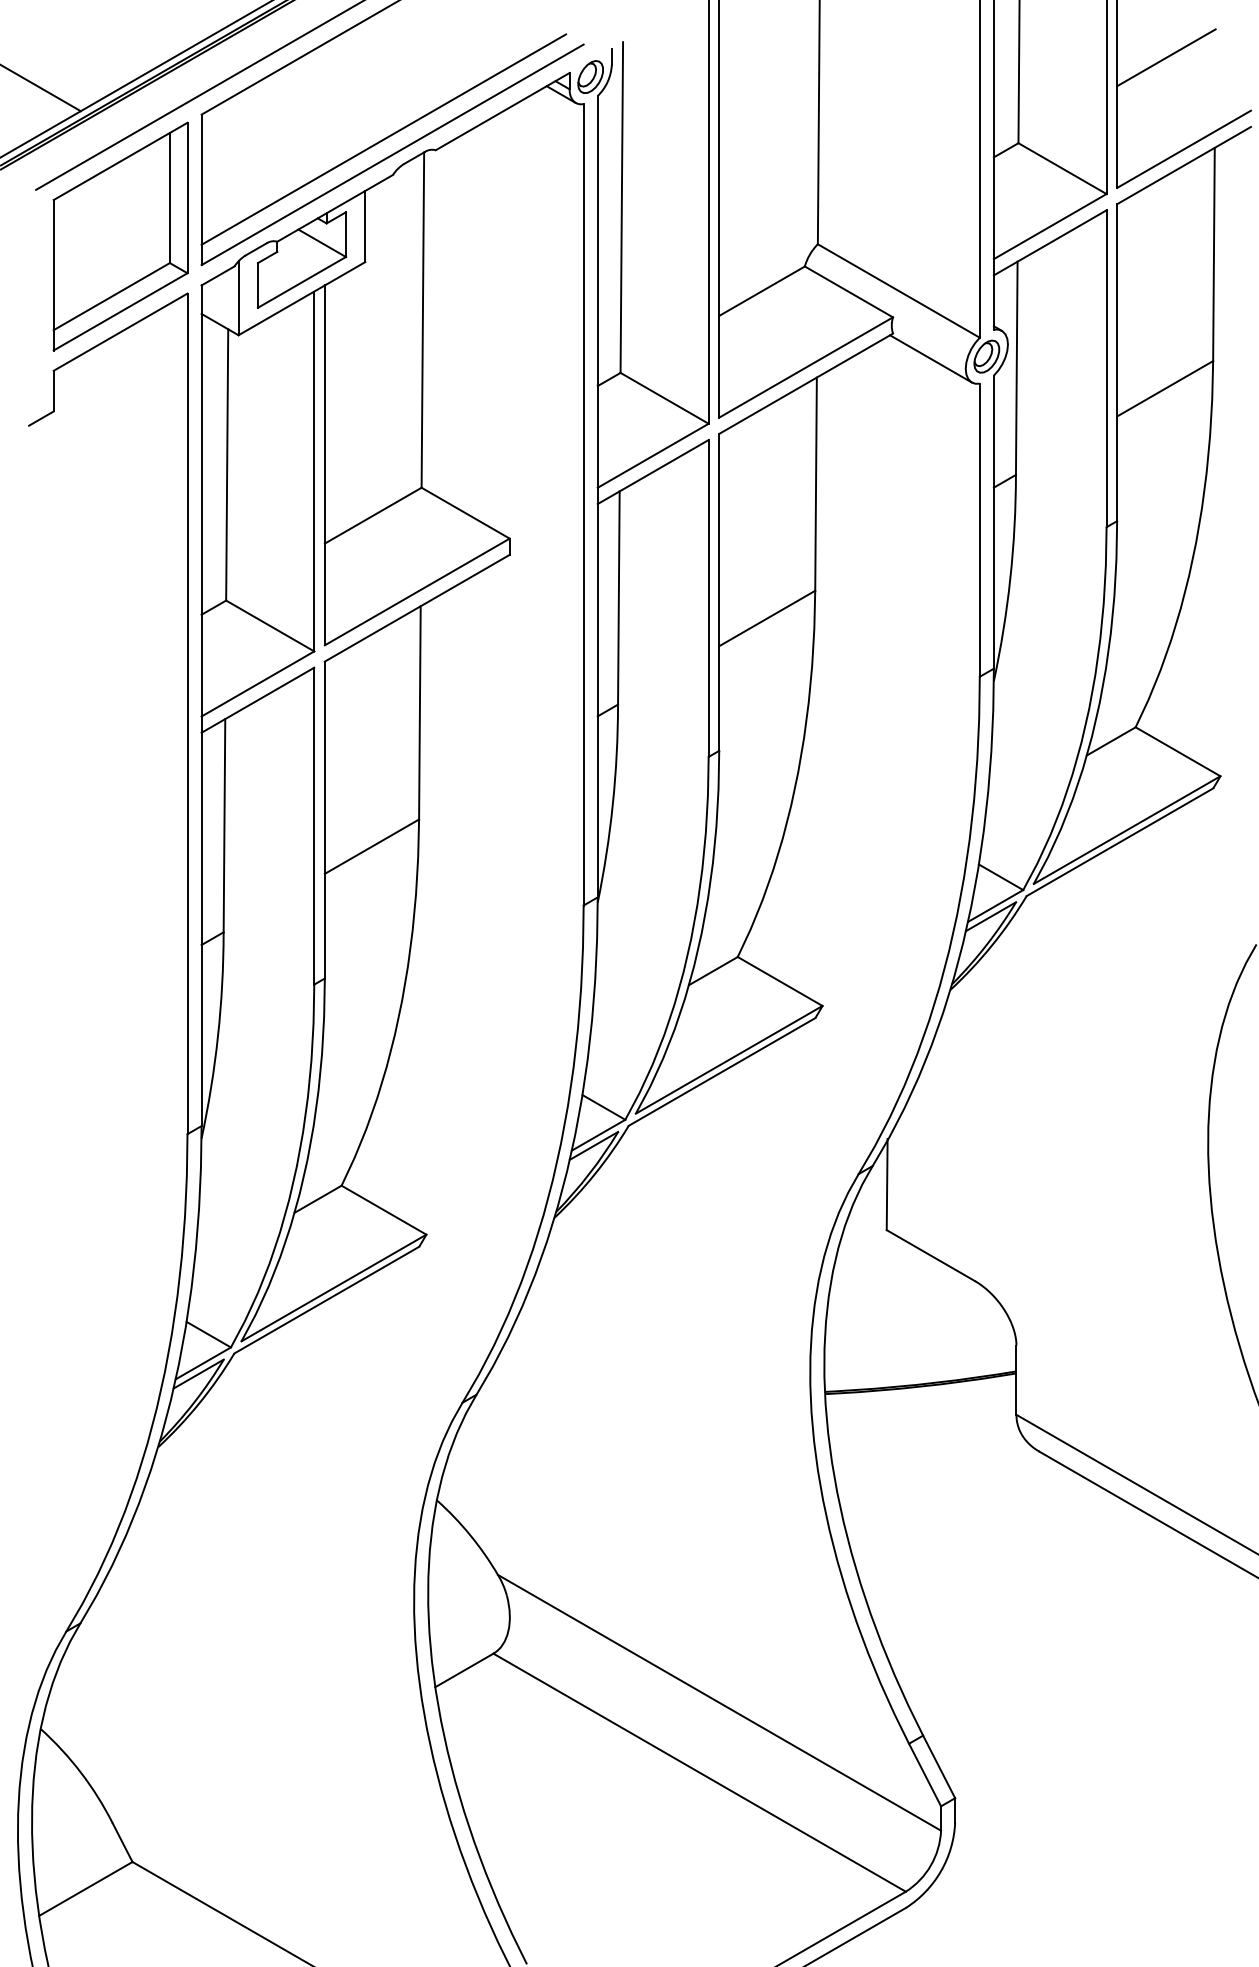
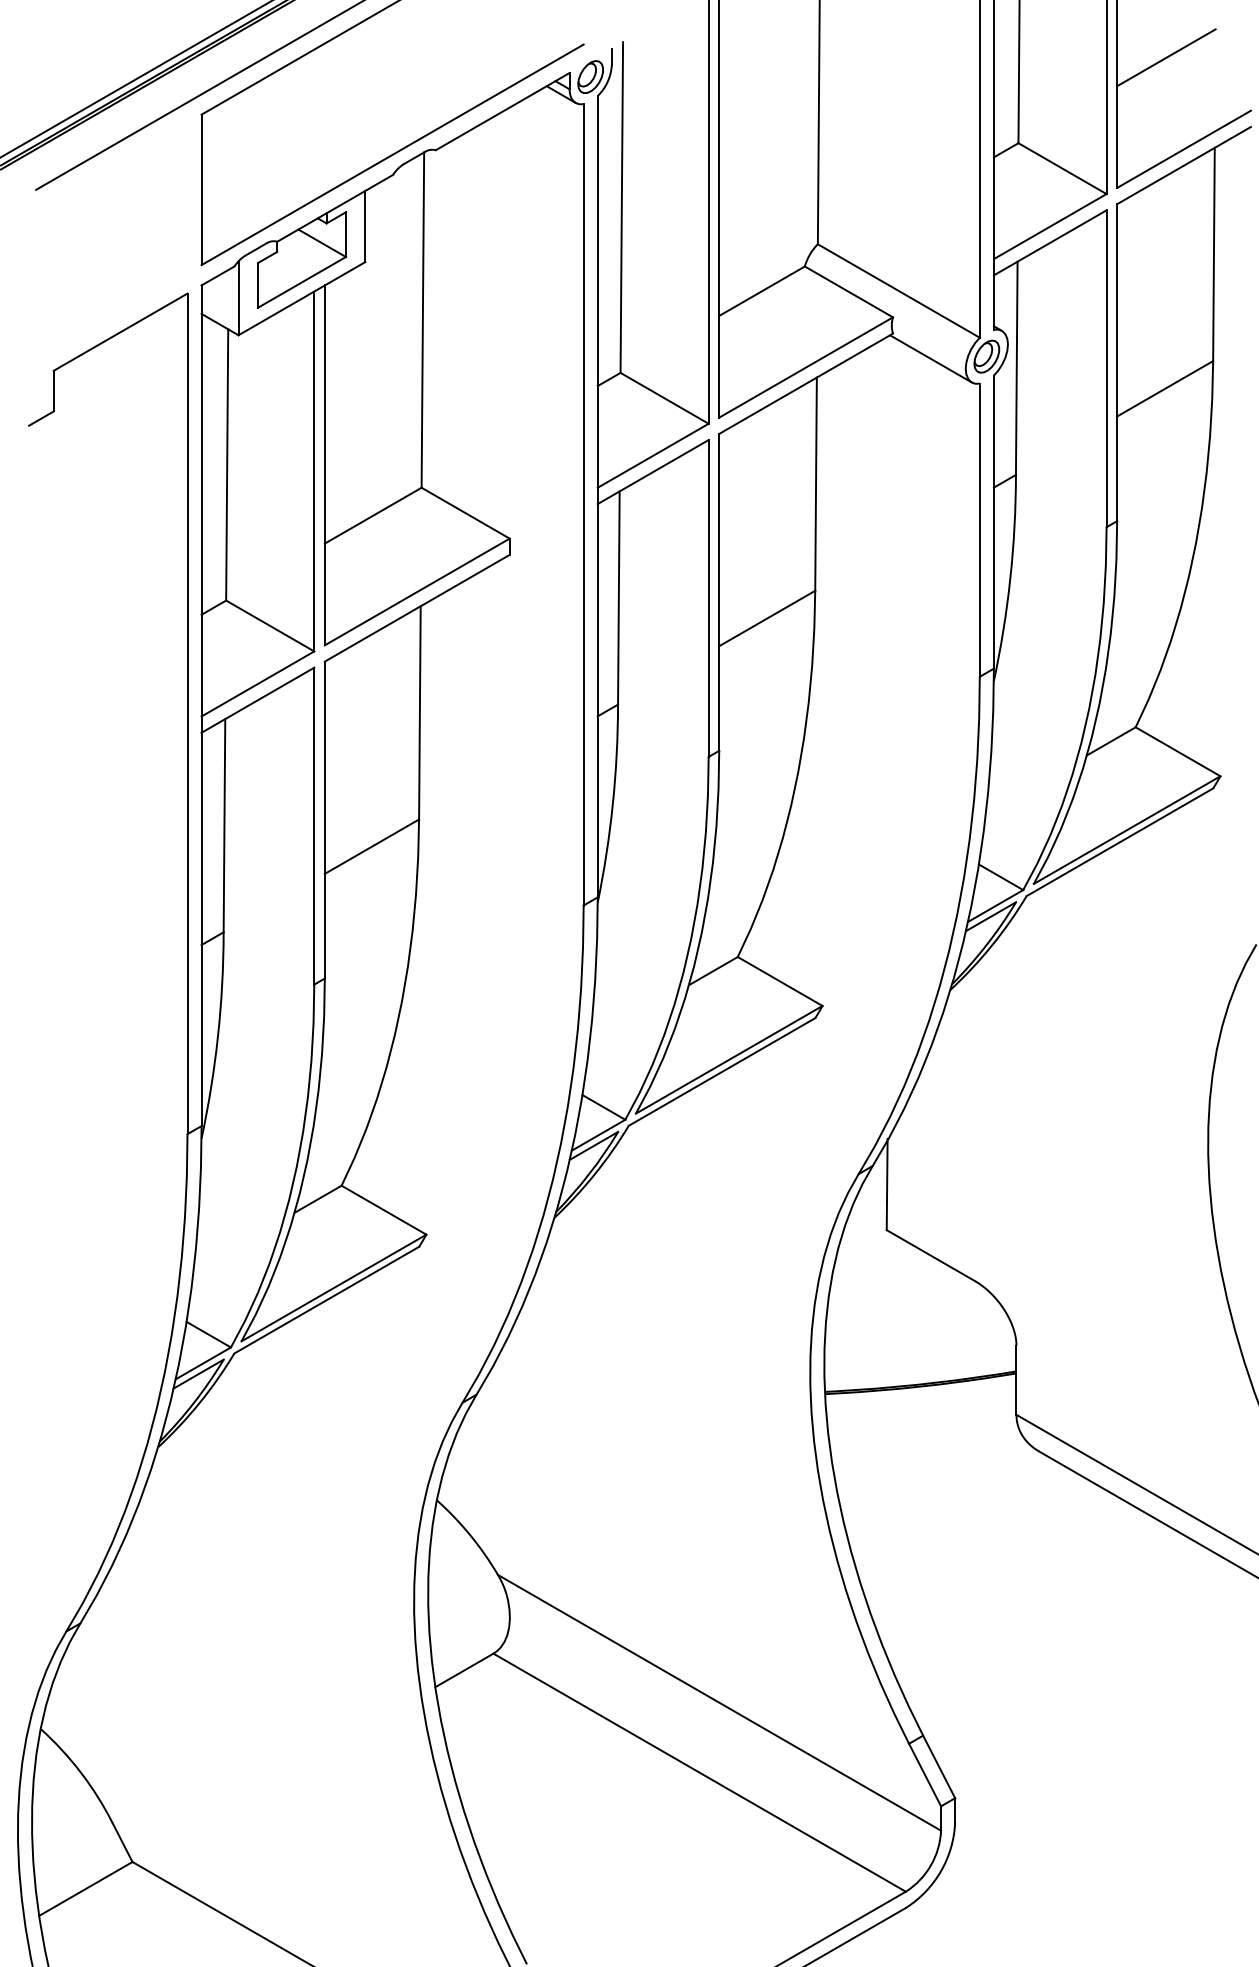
line: present -> none (41, 88)
line: present -> none (383, 139)
part: present -> none (120, 236)
